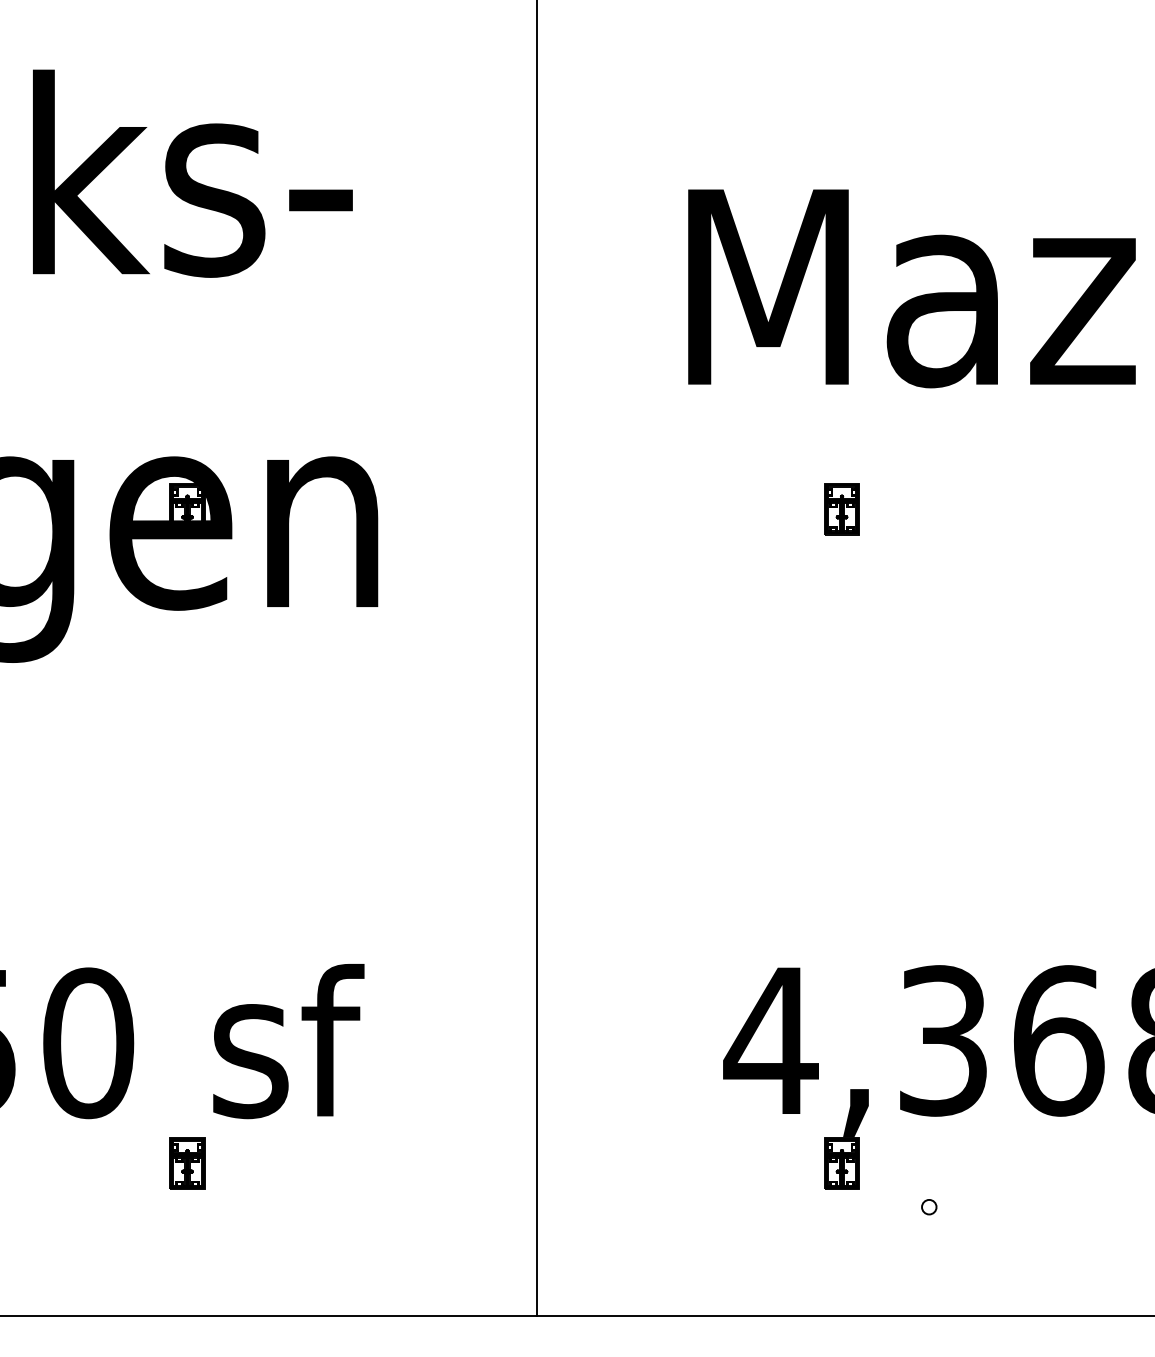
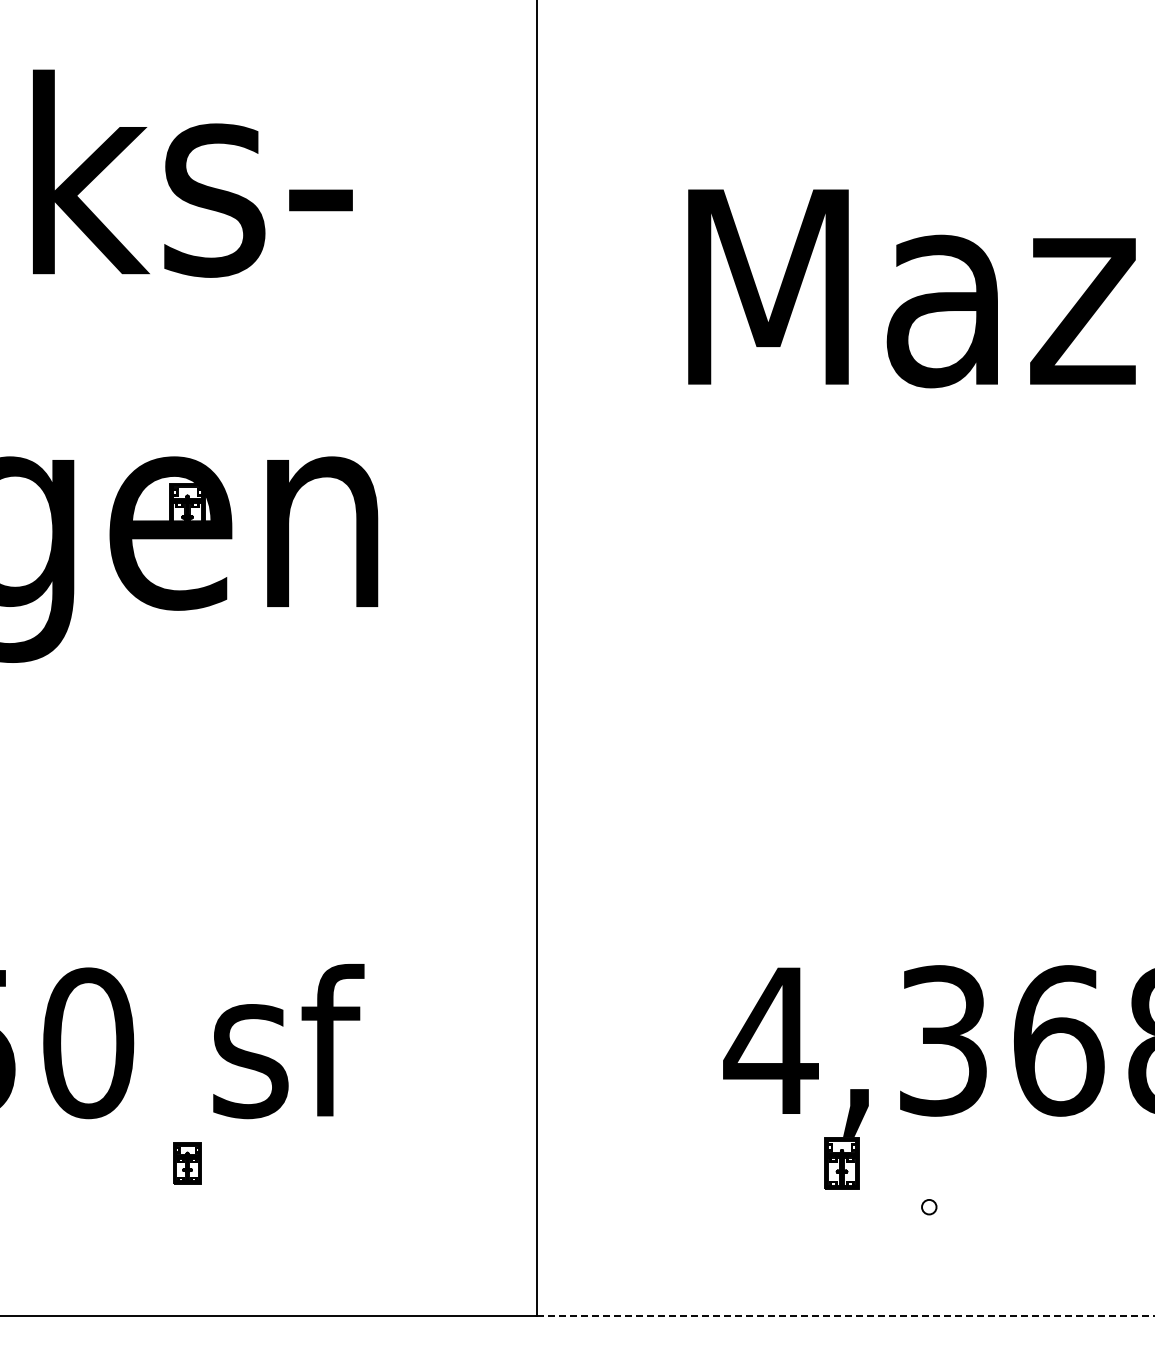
part: present -> none (841, 509)
part size: 37x53 px -> 29x43 px (187, 1163)
line: solid -> dashed (845, 1316)
